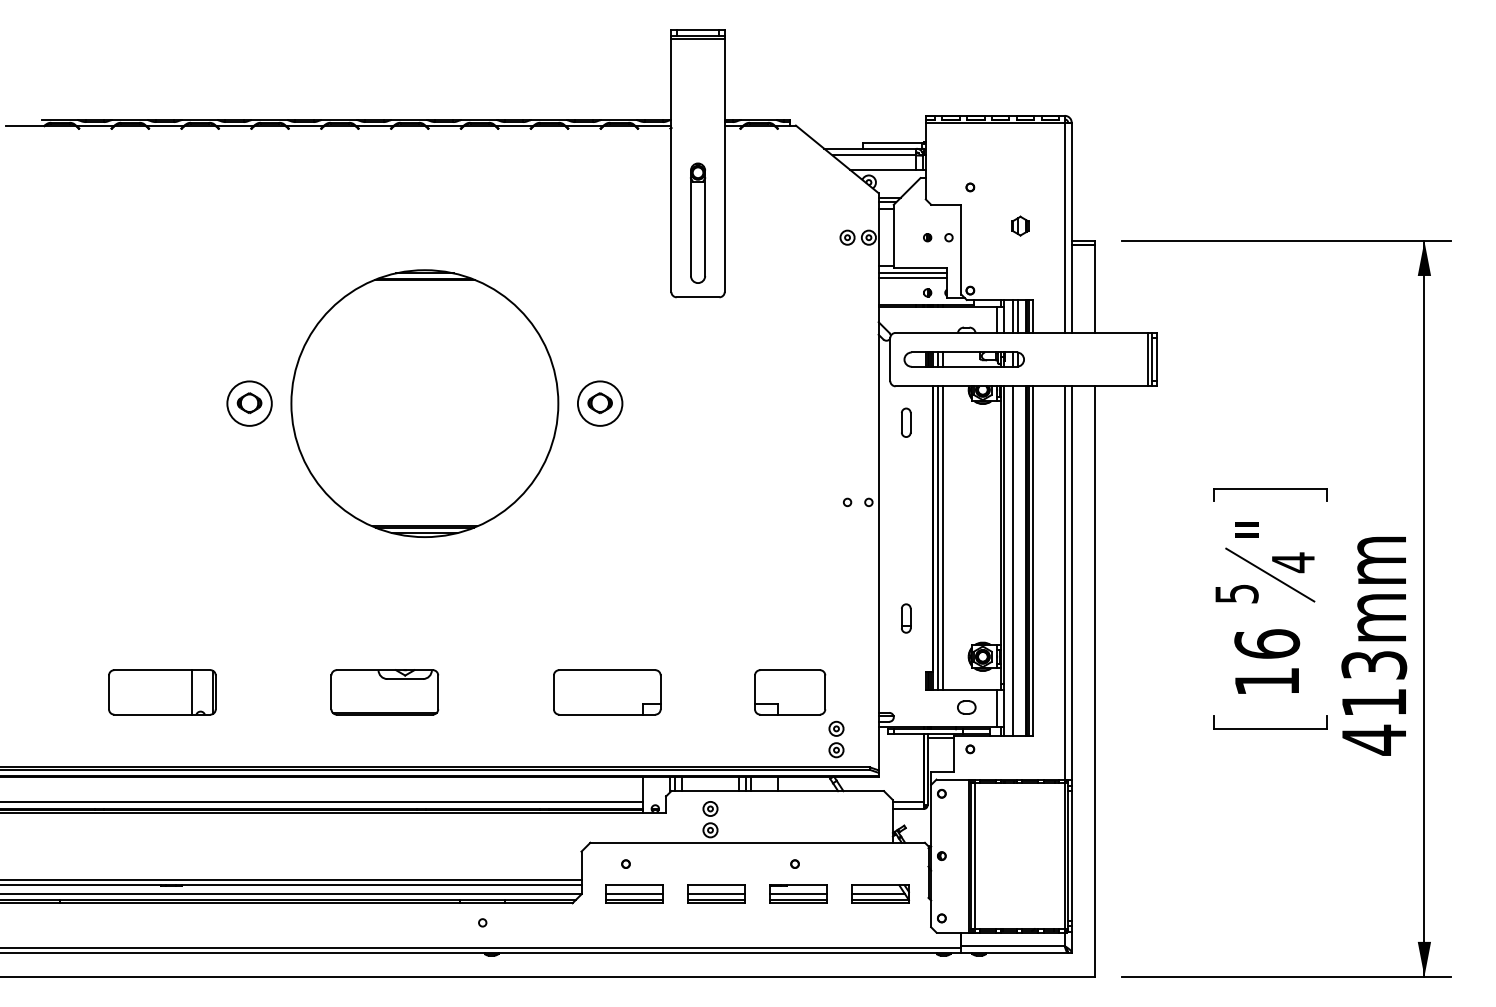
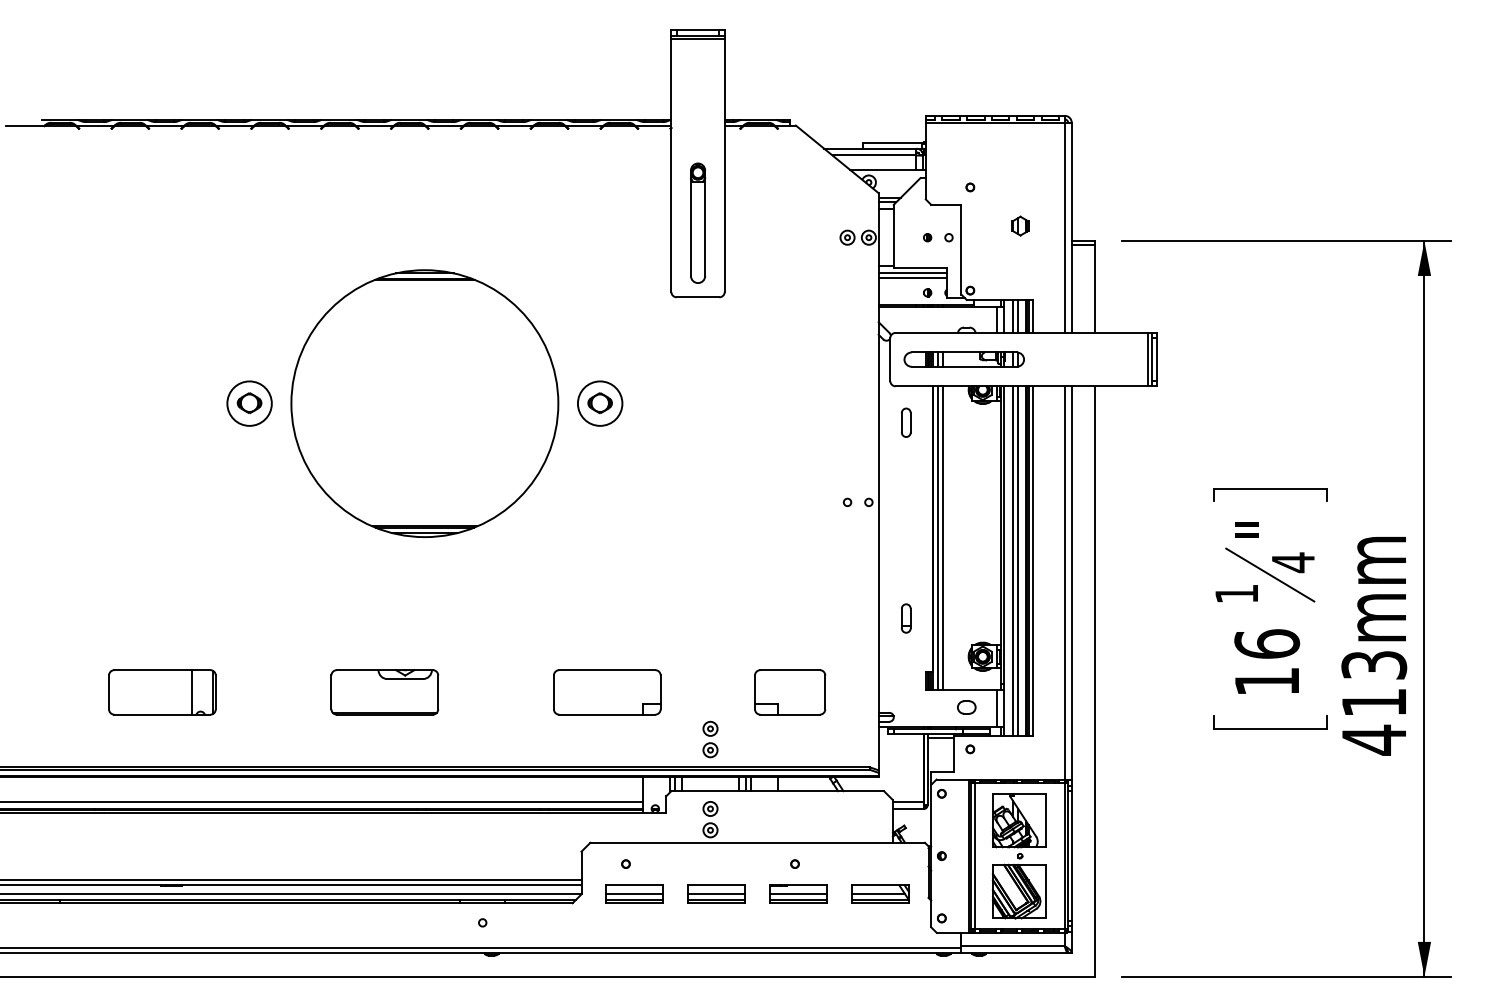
line: none -> present (1018, 561)
text: 5 -> 1 (1236, 593)
part position: (836, 739) -> (710, 739) (710, 739)
part: none -> present (1018, 856)
